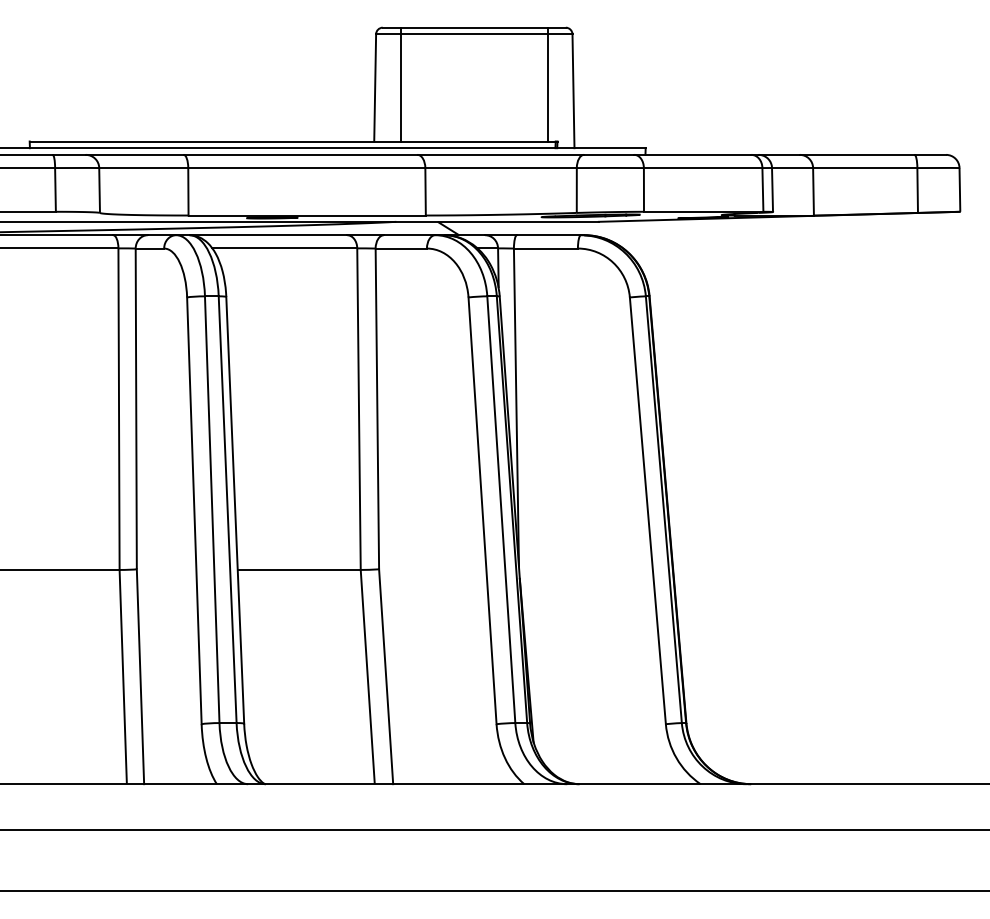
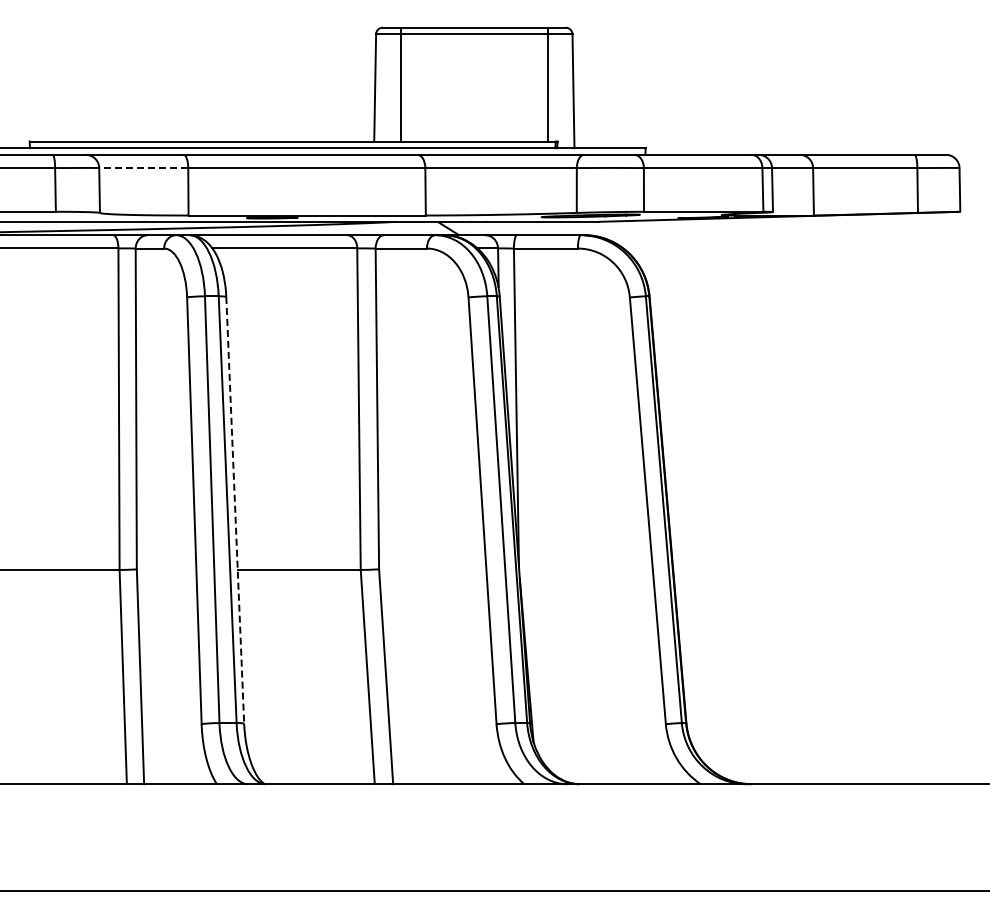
line: solid -> dashed (143, 168)
line: solid -> dashed (235, 510)
line: present -> none (494, 830)
